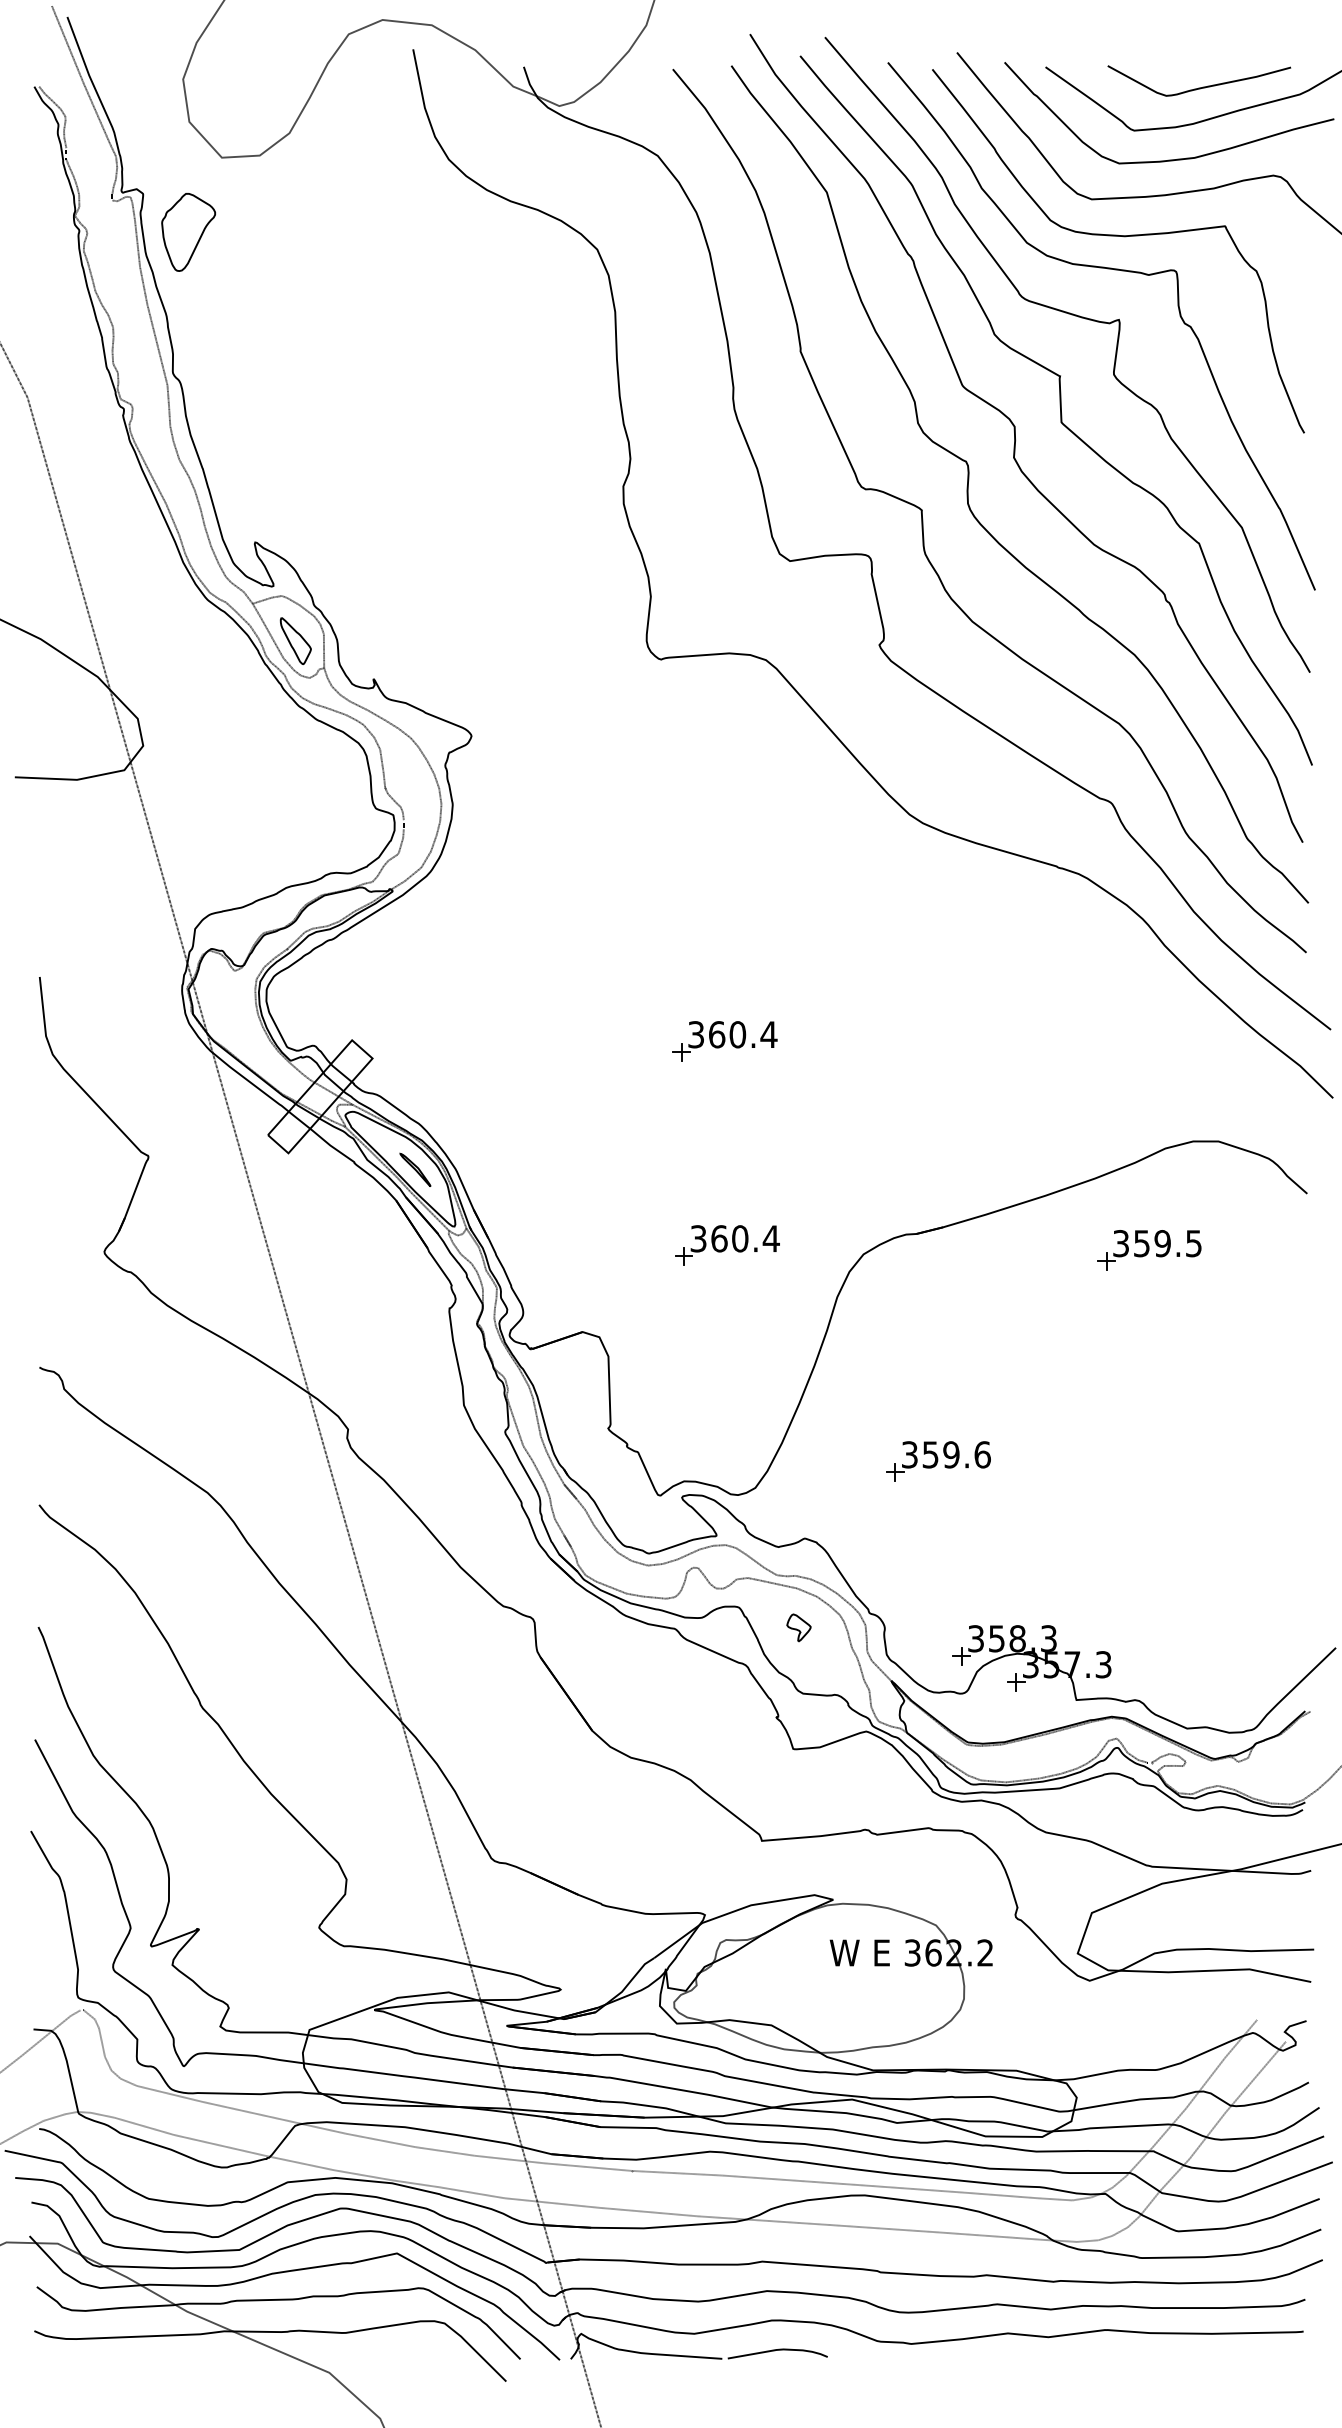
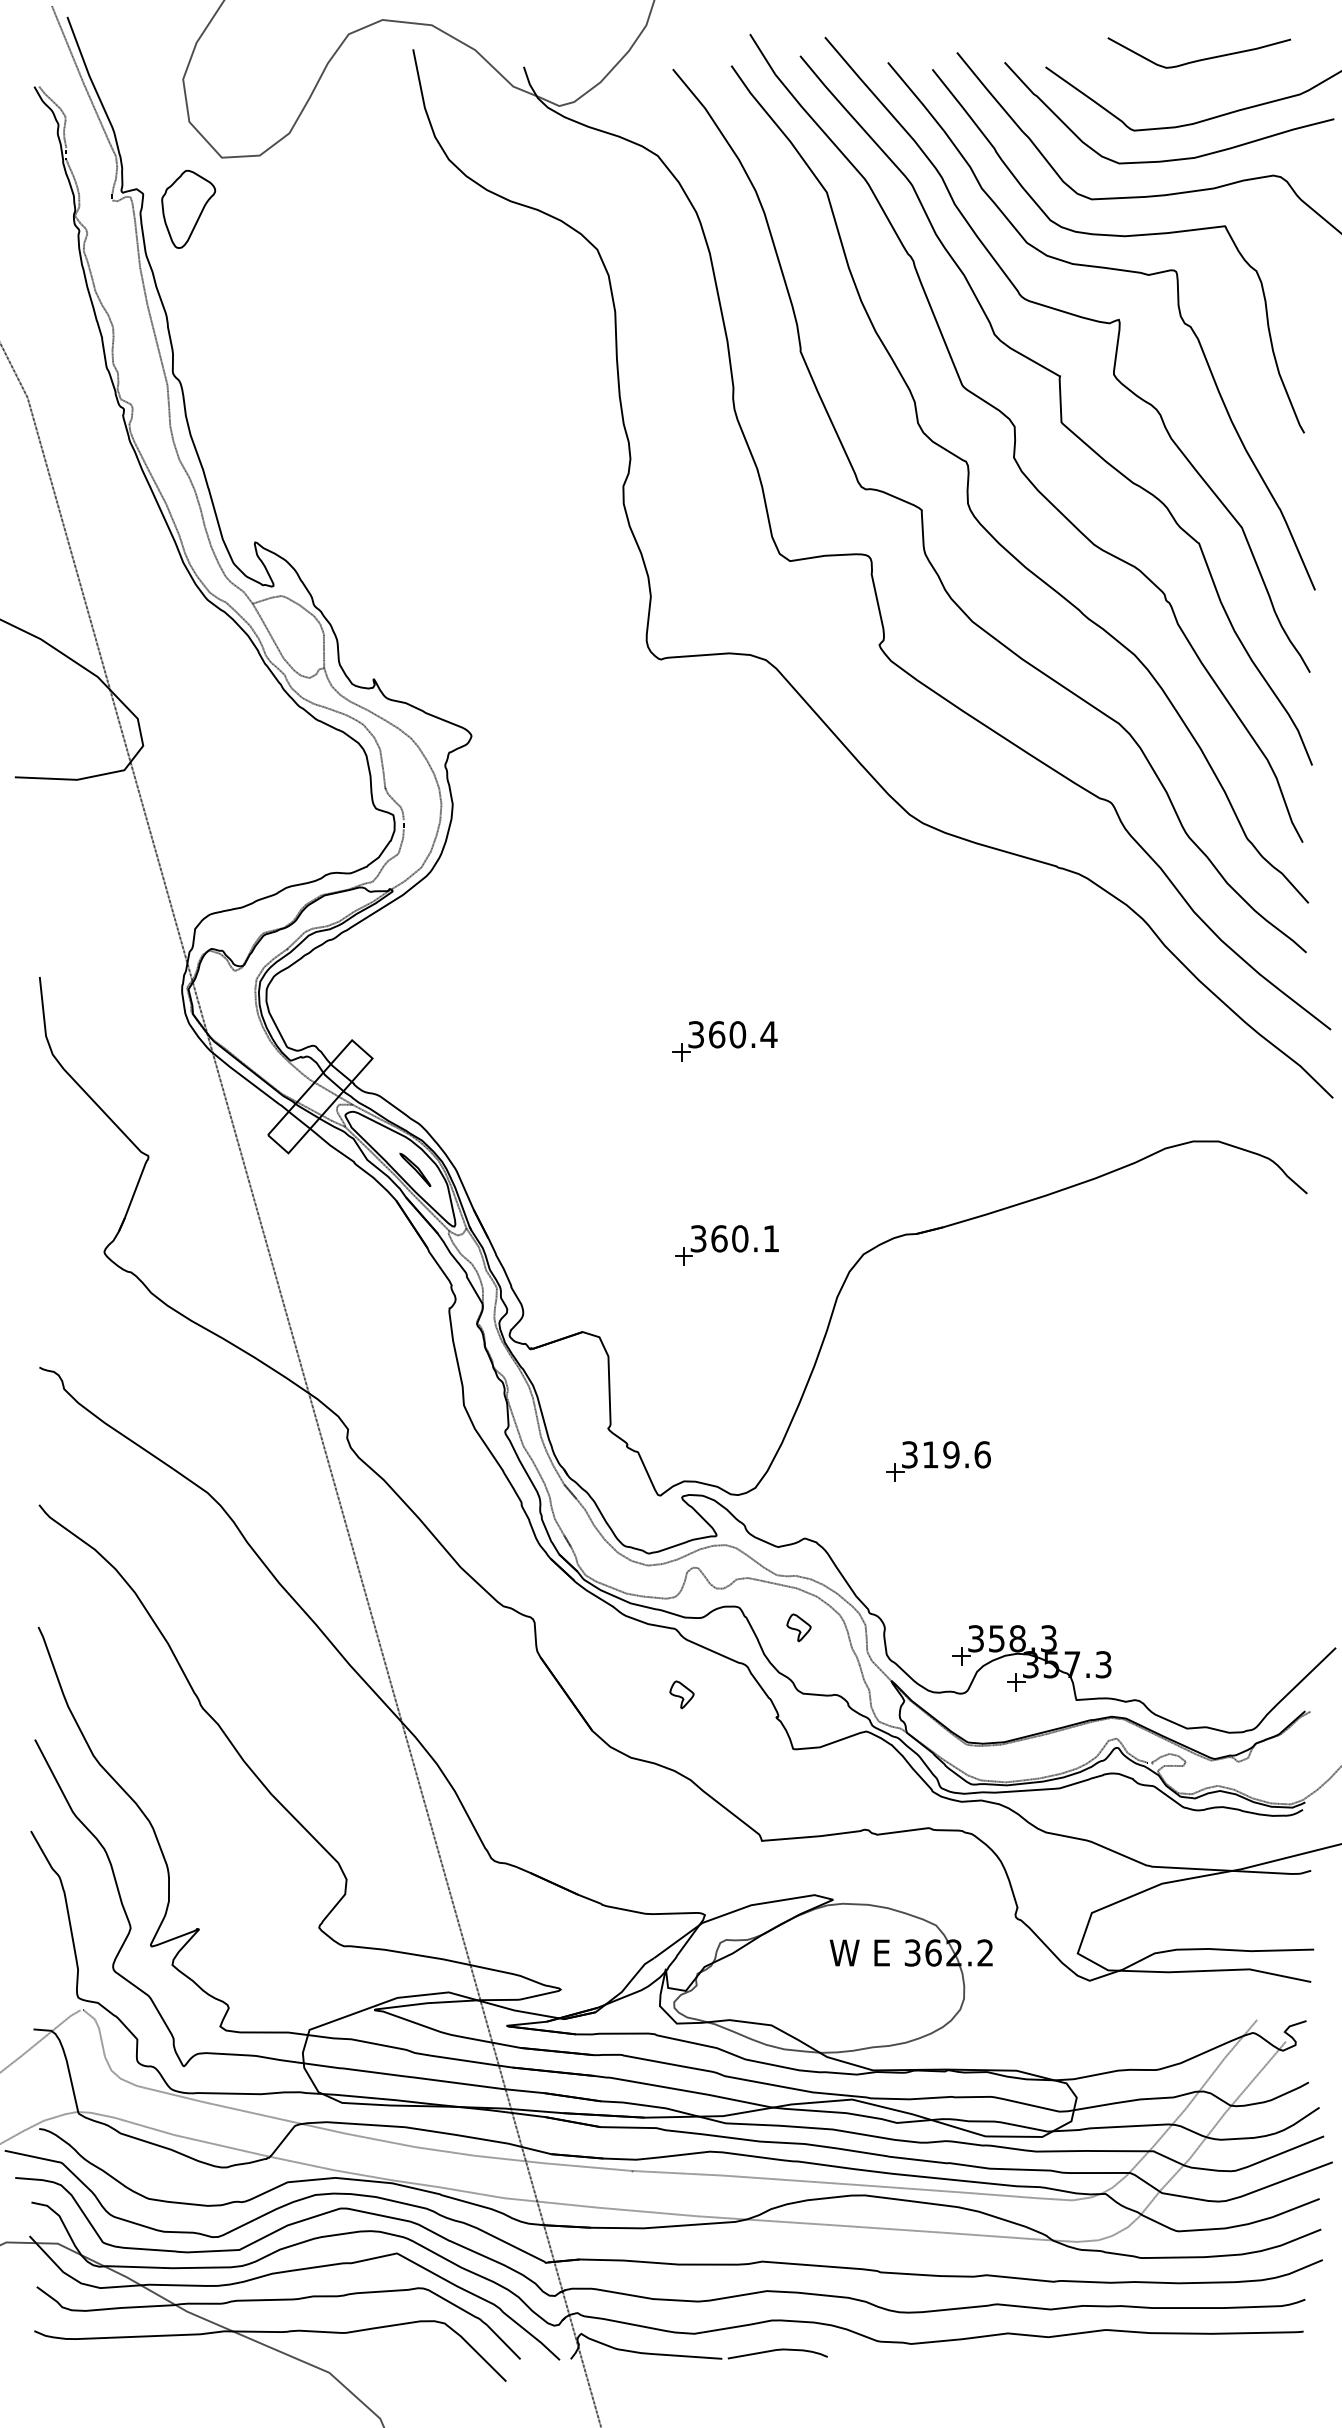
curve position: (1202, 86) -> (1202, 58) (1202, 58)
part position: (188, 232) -> (188, 209) (188, 209)
part: present -> none (295, 640)
text: 360.4 -> 360.1 (770, 1238)
part: present -> none (1149, 1250)
text: 359.6 -> 319.6 (930, 1454)
part: none -> present (681, 1694)
